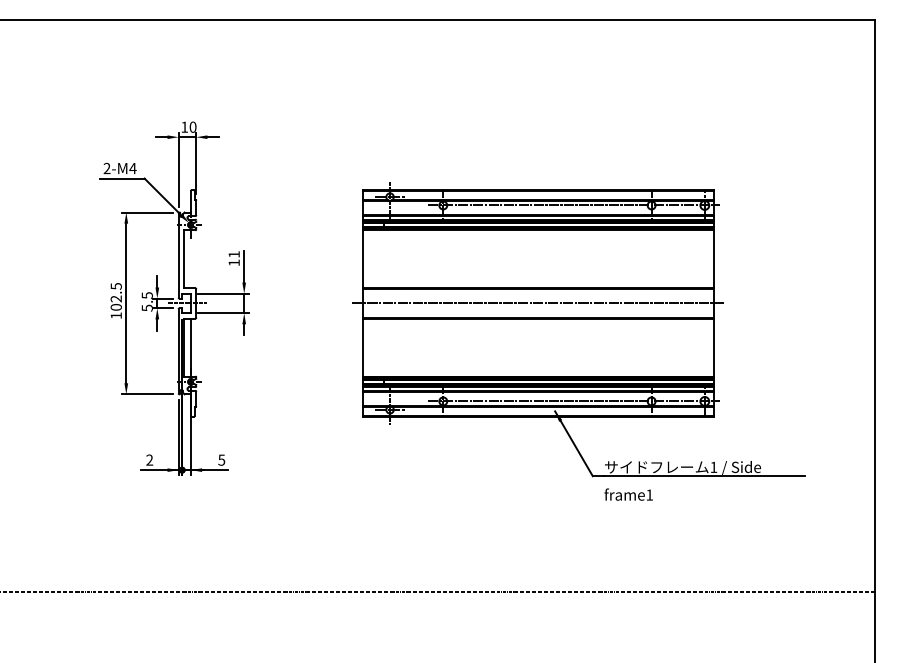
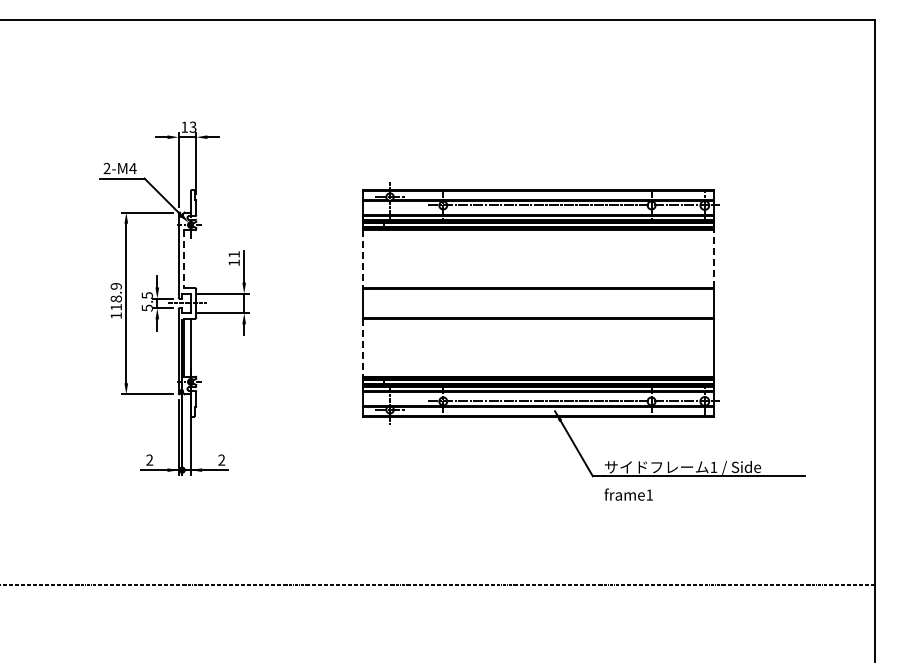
text: 10 -> 13 (192, 126)
line: solid -> dashed (713, 258)
line: solid -> dashed (183, 259)
line: solid -> dashed (363, 259)
text: 102.5 -> 118.9 (115, 296)
line: present -> none (538, 303)
line: solid -> dashed (363, 348)
text: 5 -> 2 (221, 459)
line position: (438, 591) -> (438, 584) (438, 584)
